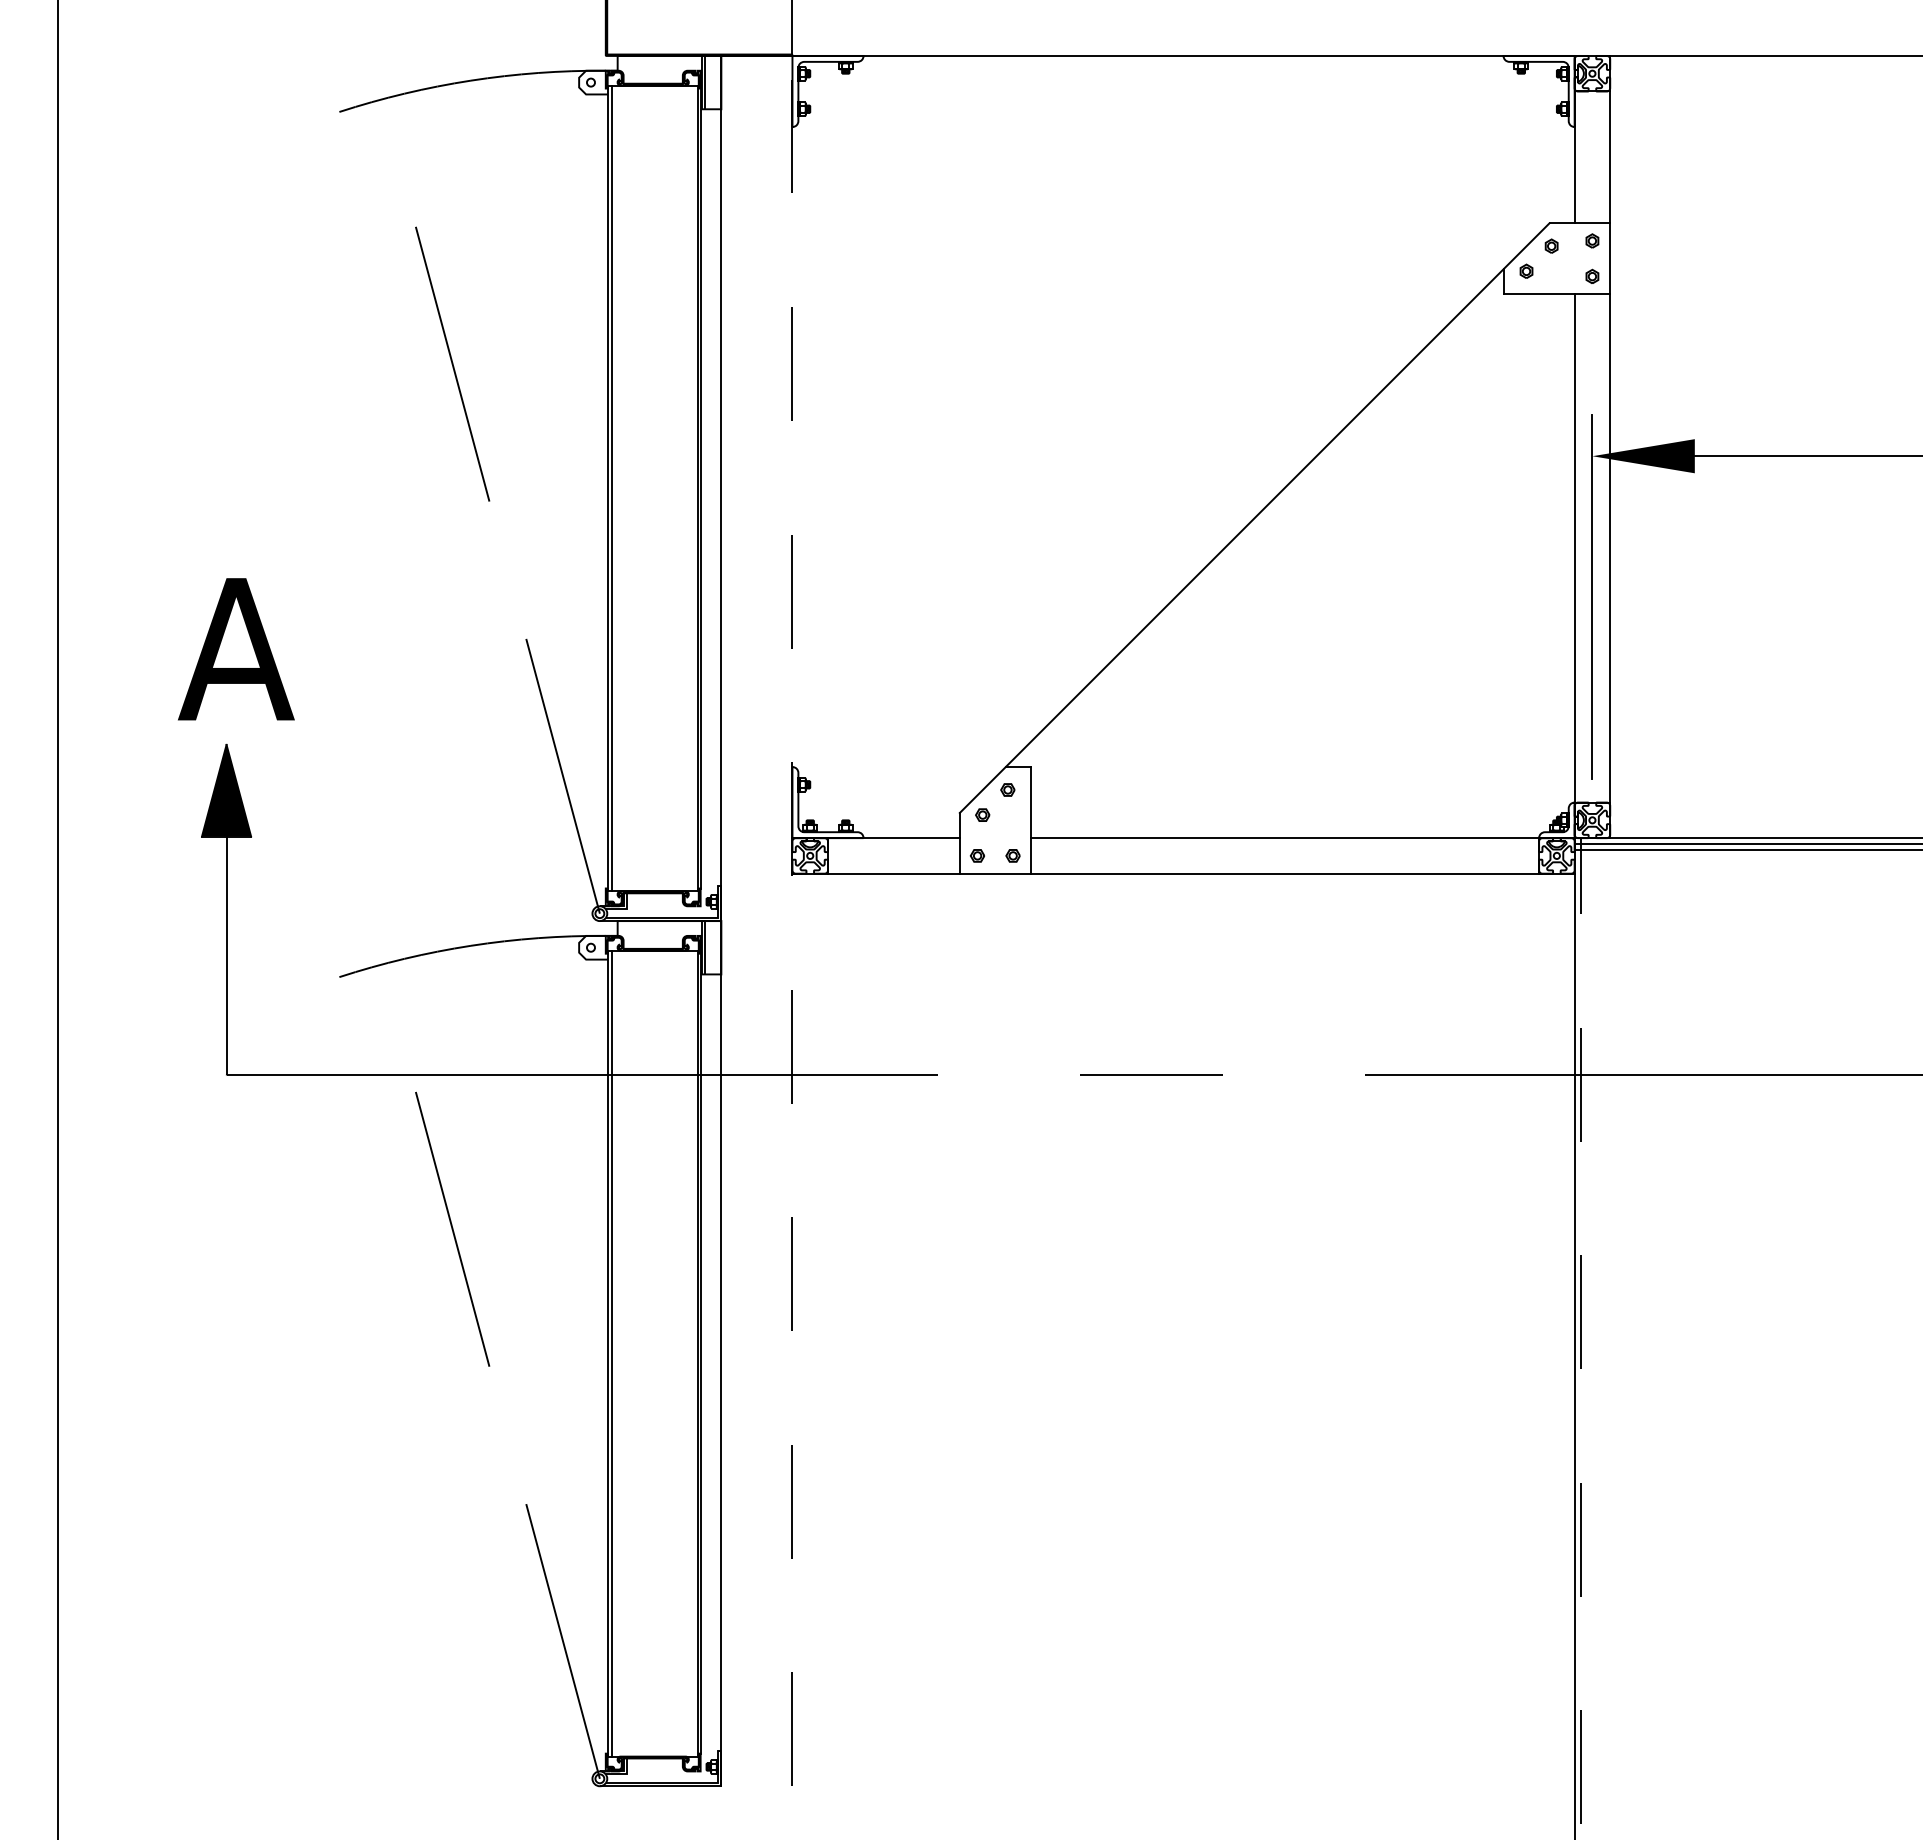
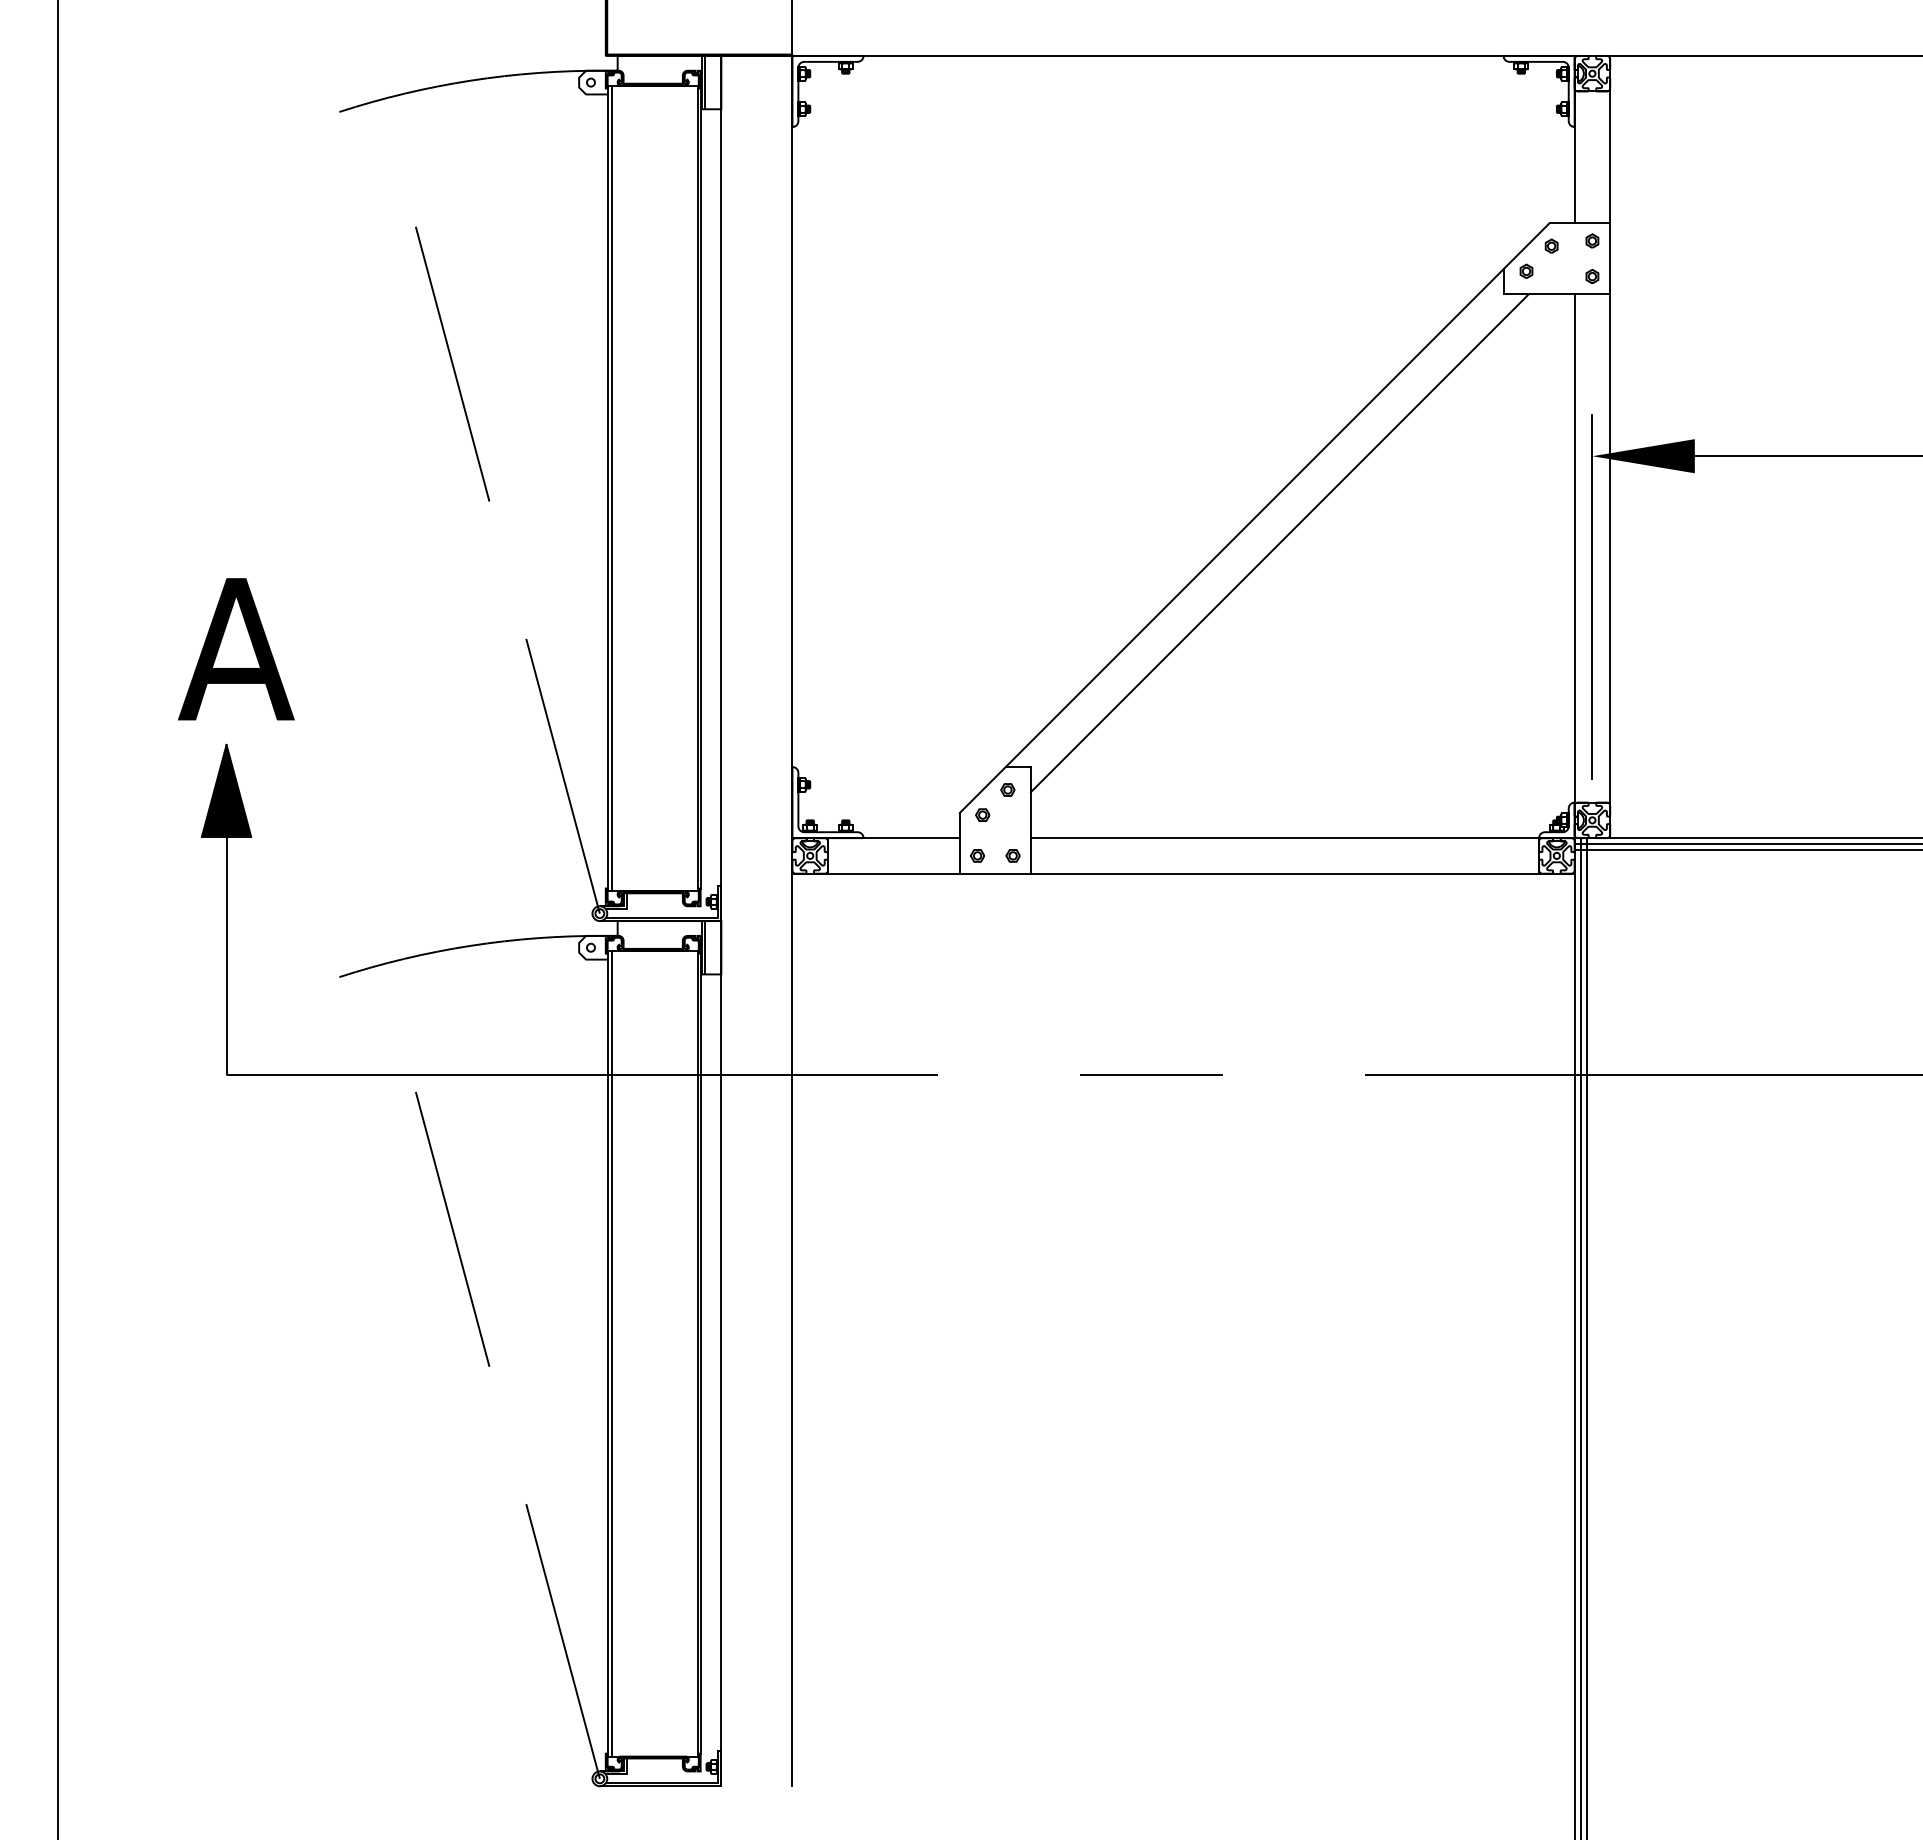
line: none -> present (1279, 543)
line: dashed -> solid (792, 920)
line: none -> present (1586, 1337)
line: dashed -> solid (1580, 1338)
